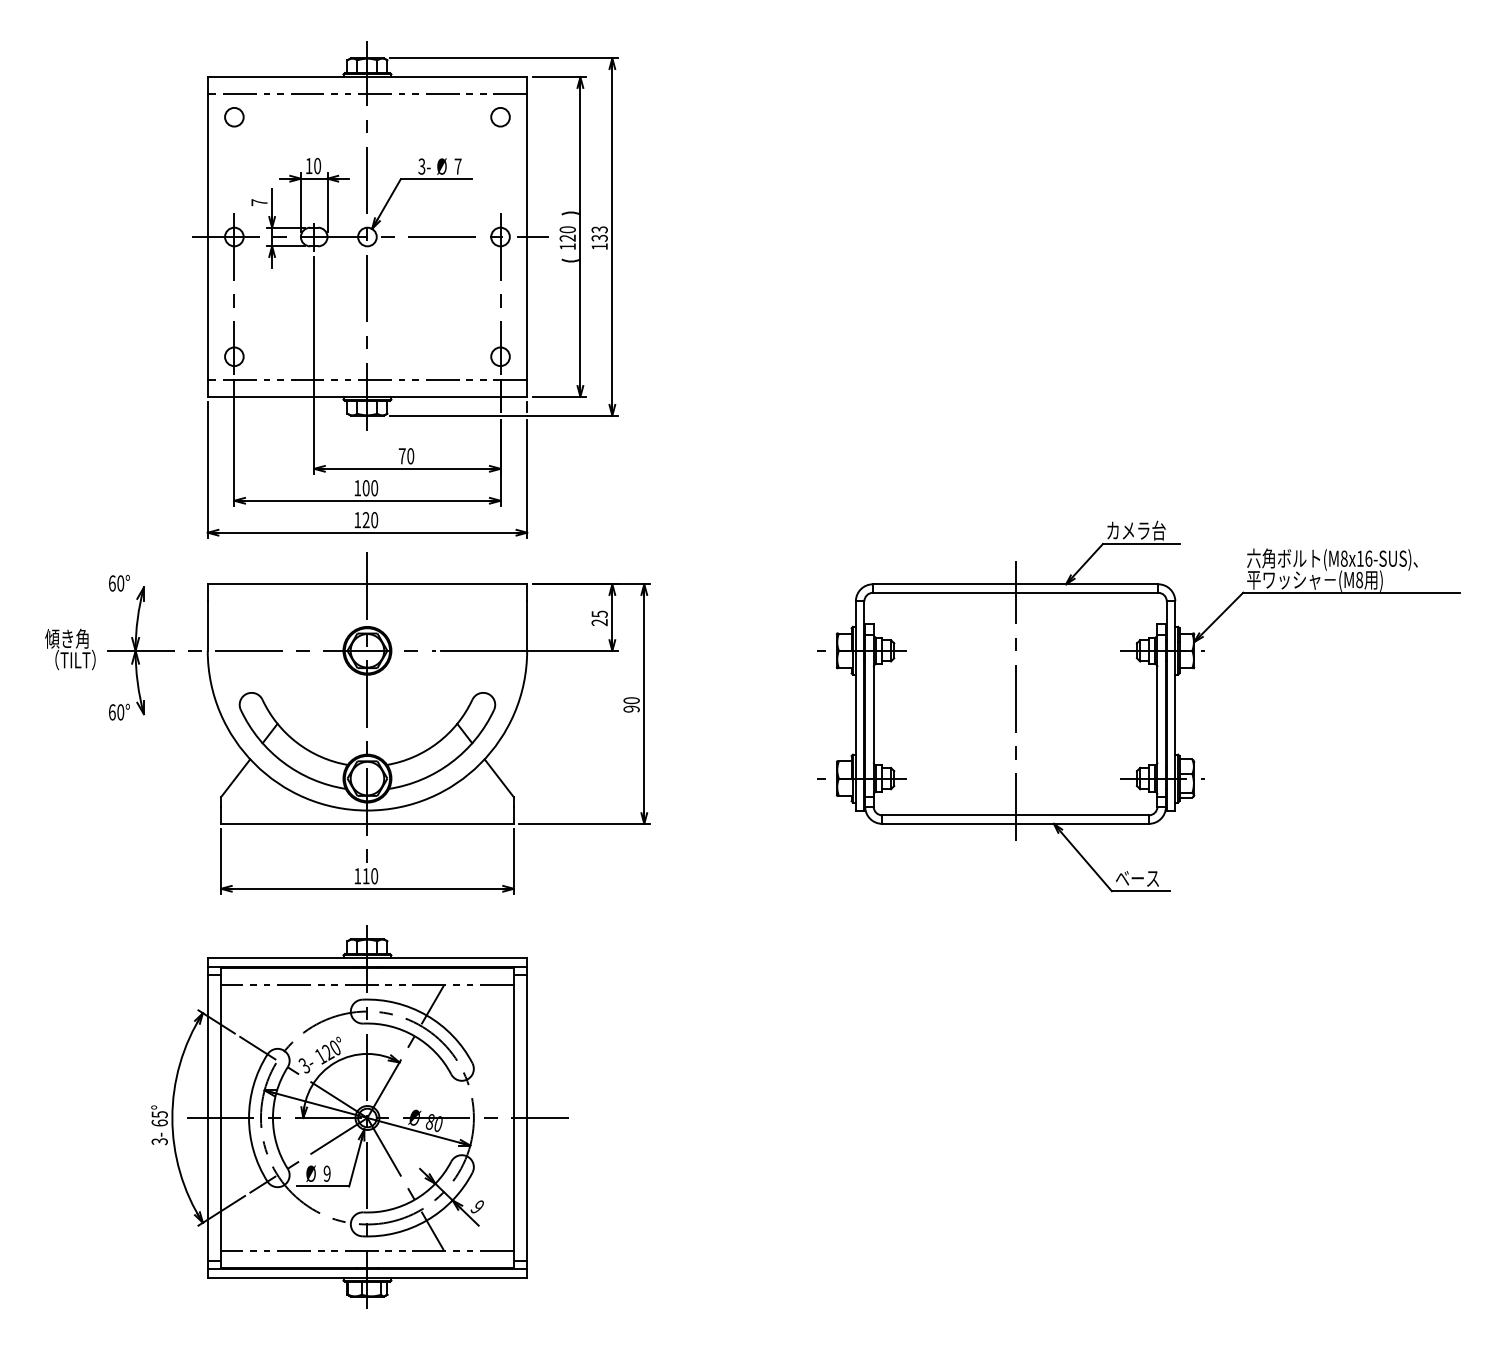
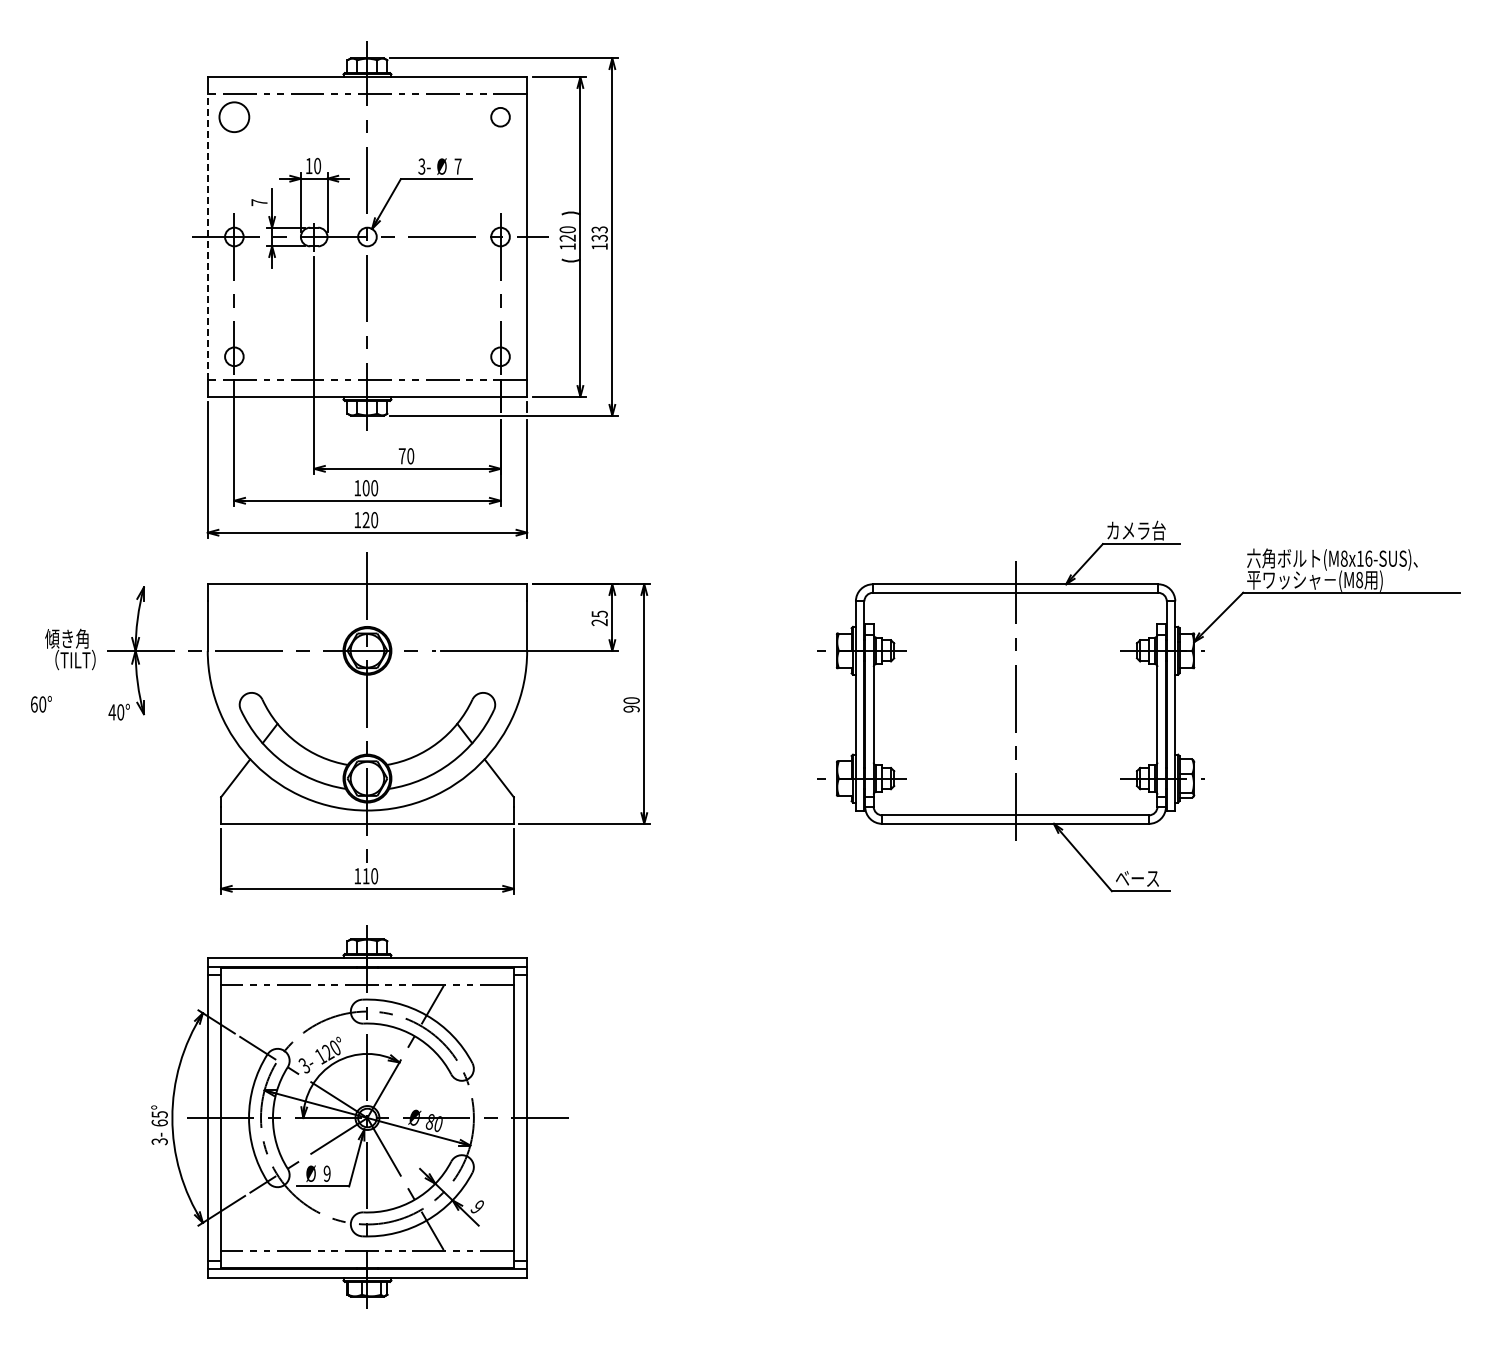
circle diameter: 19 px -> 30 px (234, 117)
line: solid -> dashed (207, 237)
text position: (119, 583) -> (41, 704) (41, 704)
text: 60° -> 40° (112, 712)
